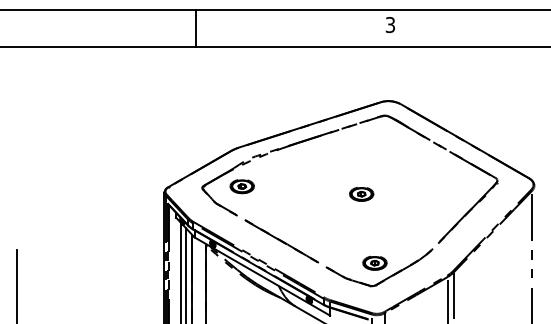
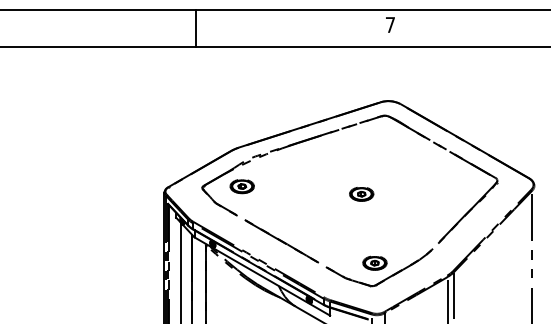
text: 3 -> 7 (389, 25)
line: present -> none (185, 274)
line: present -> none (16, 284)
